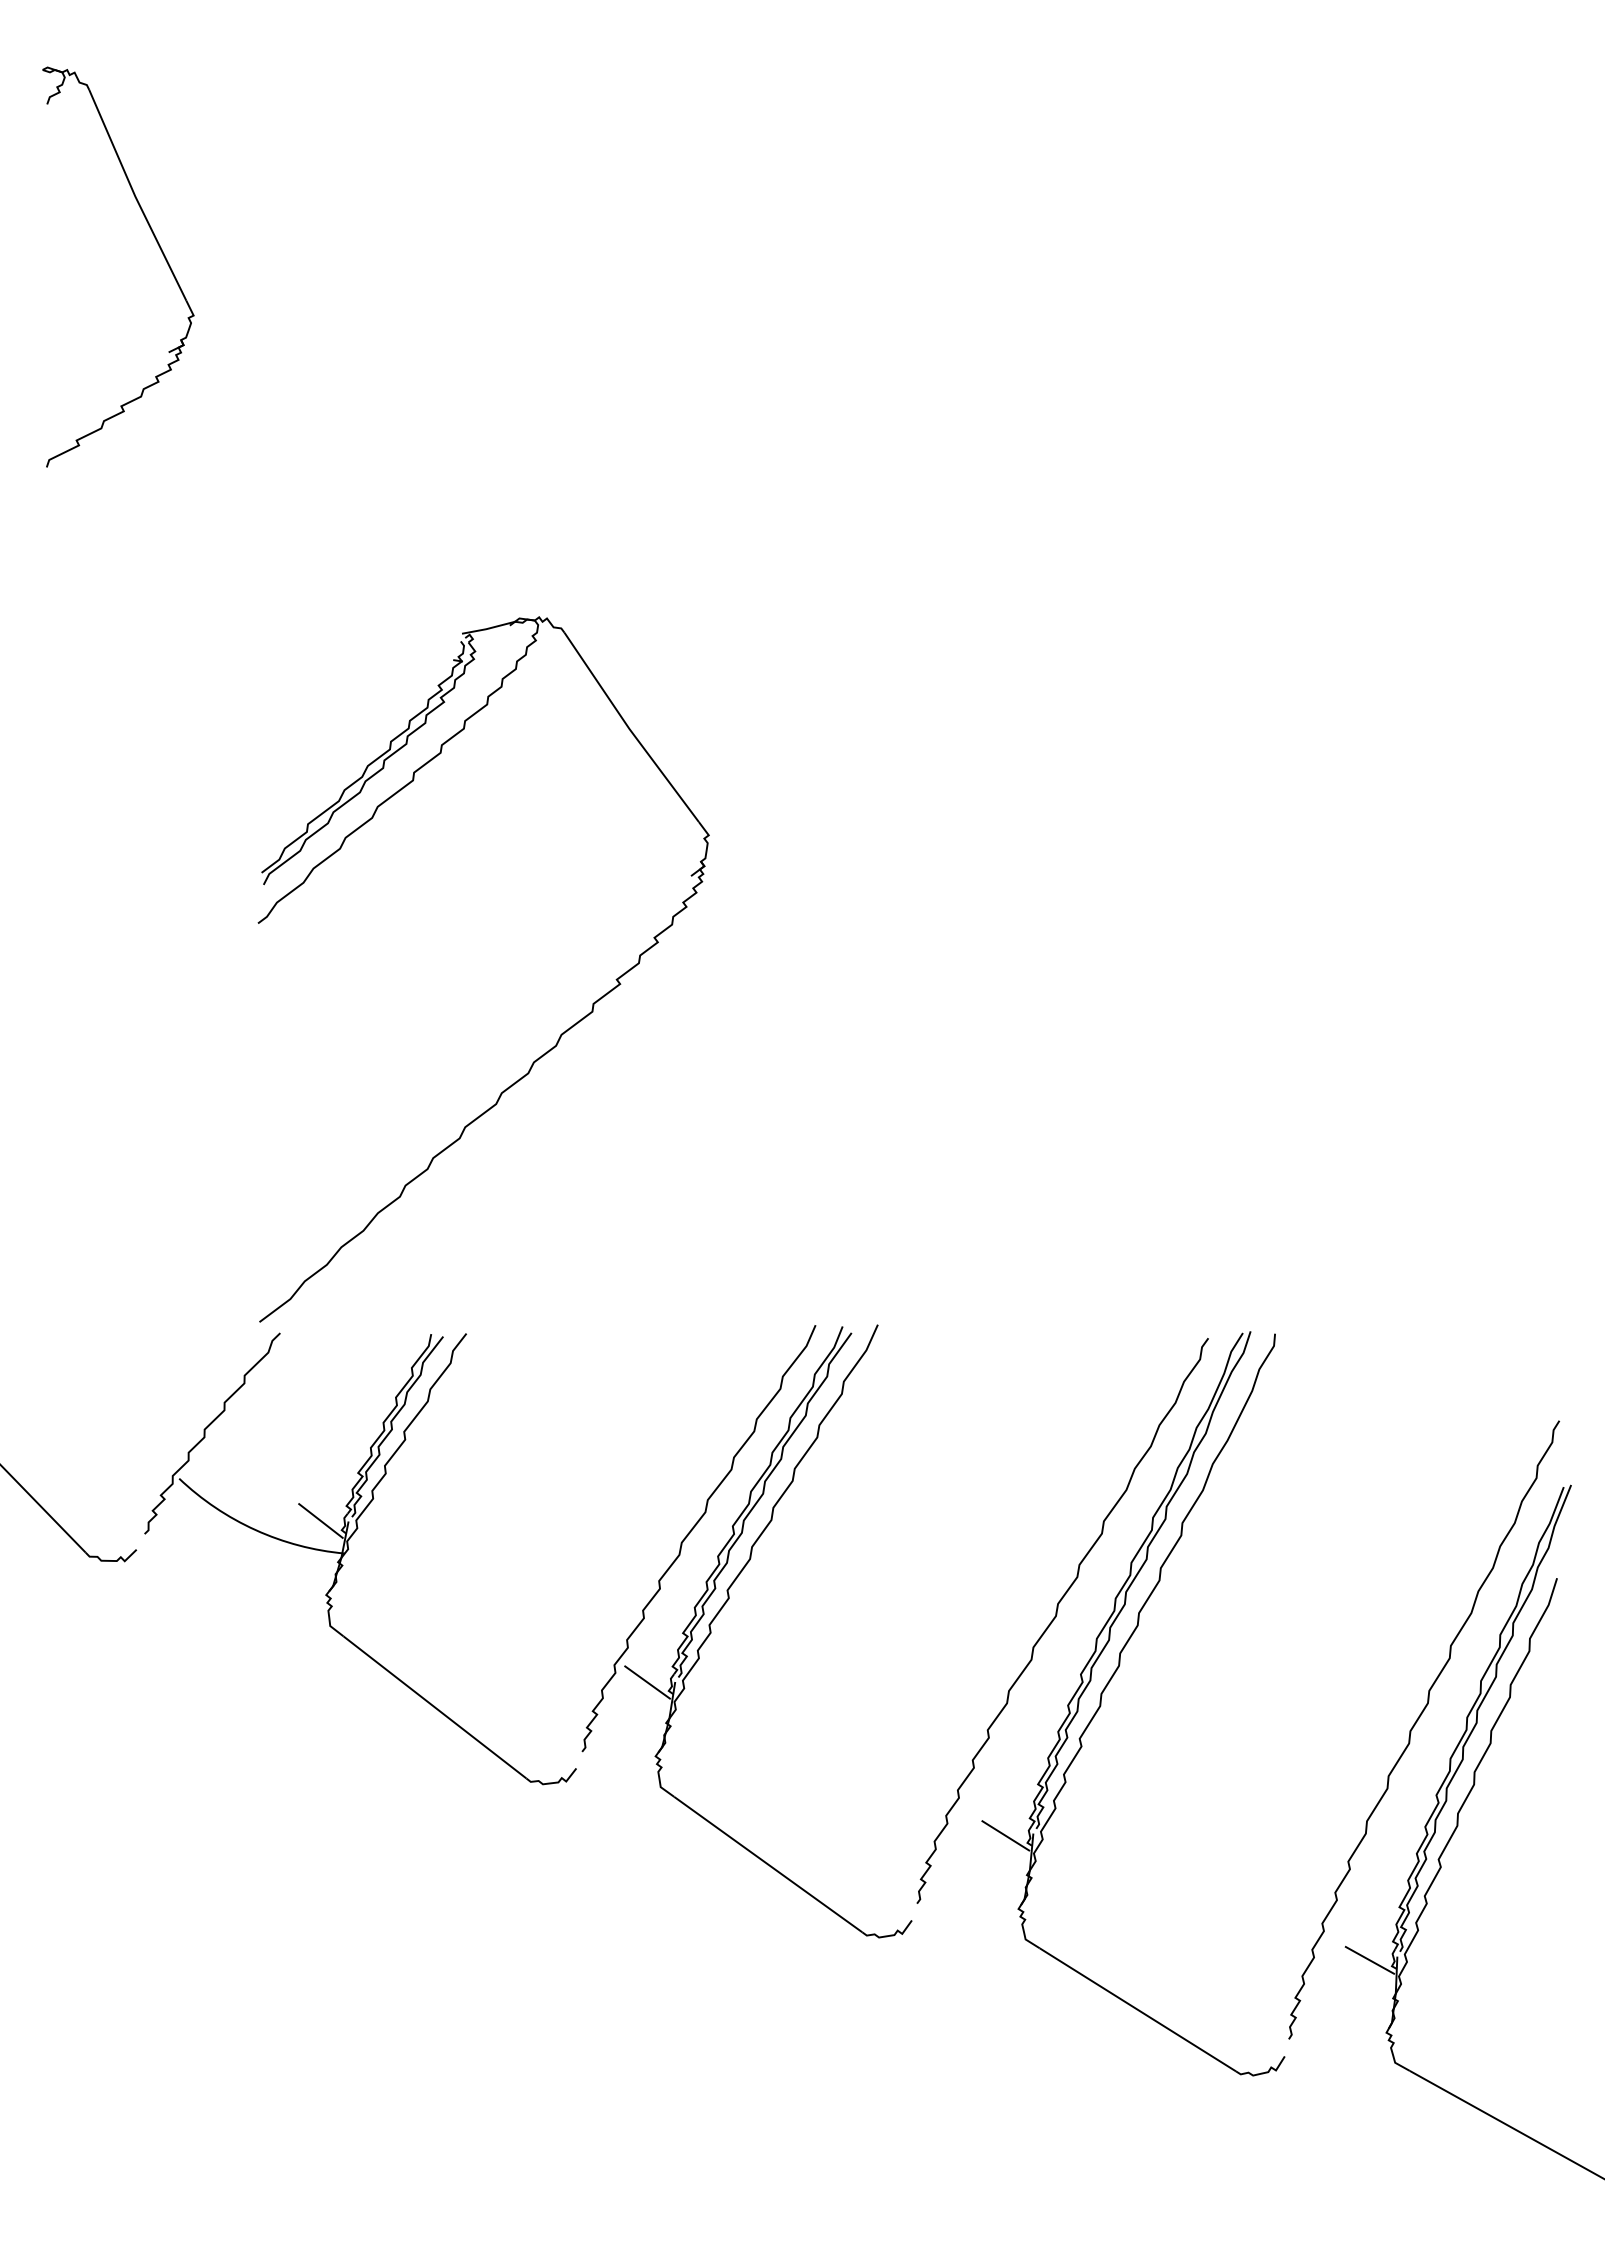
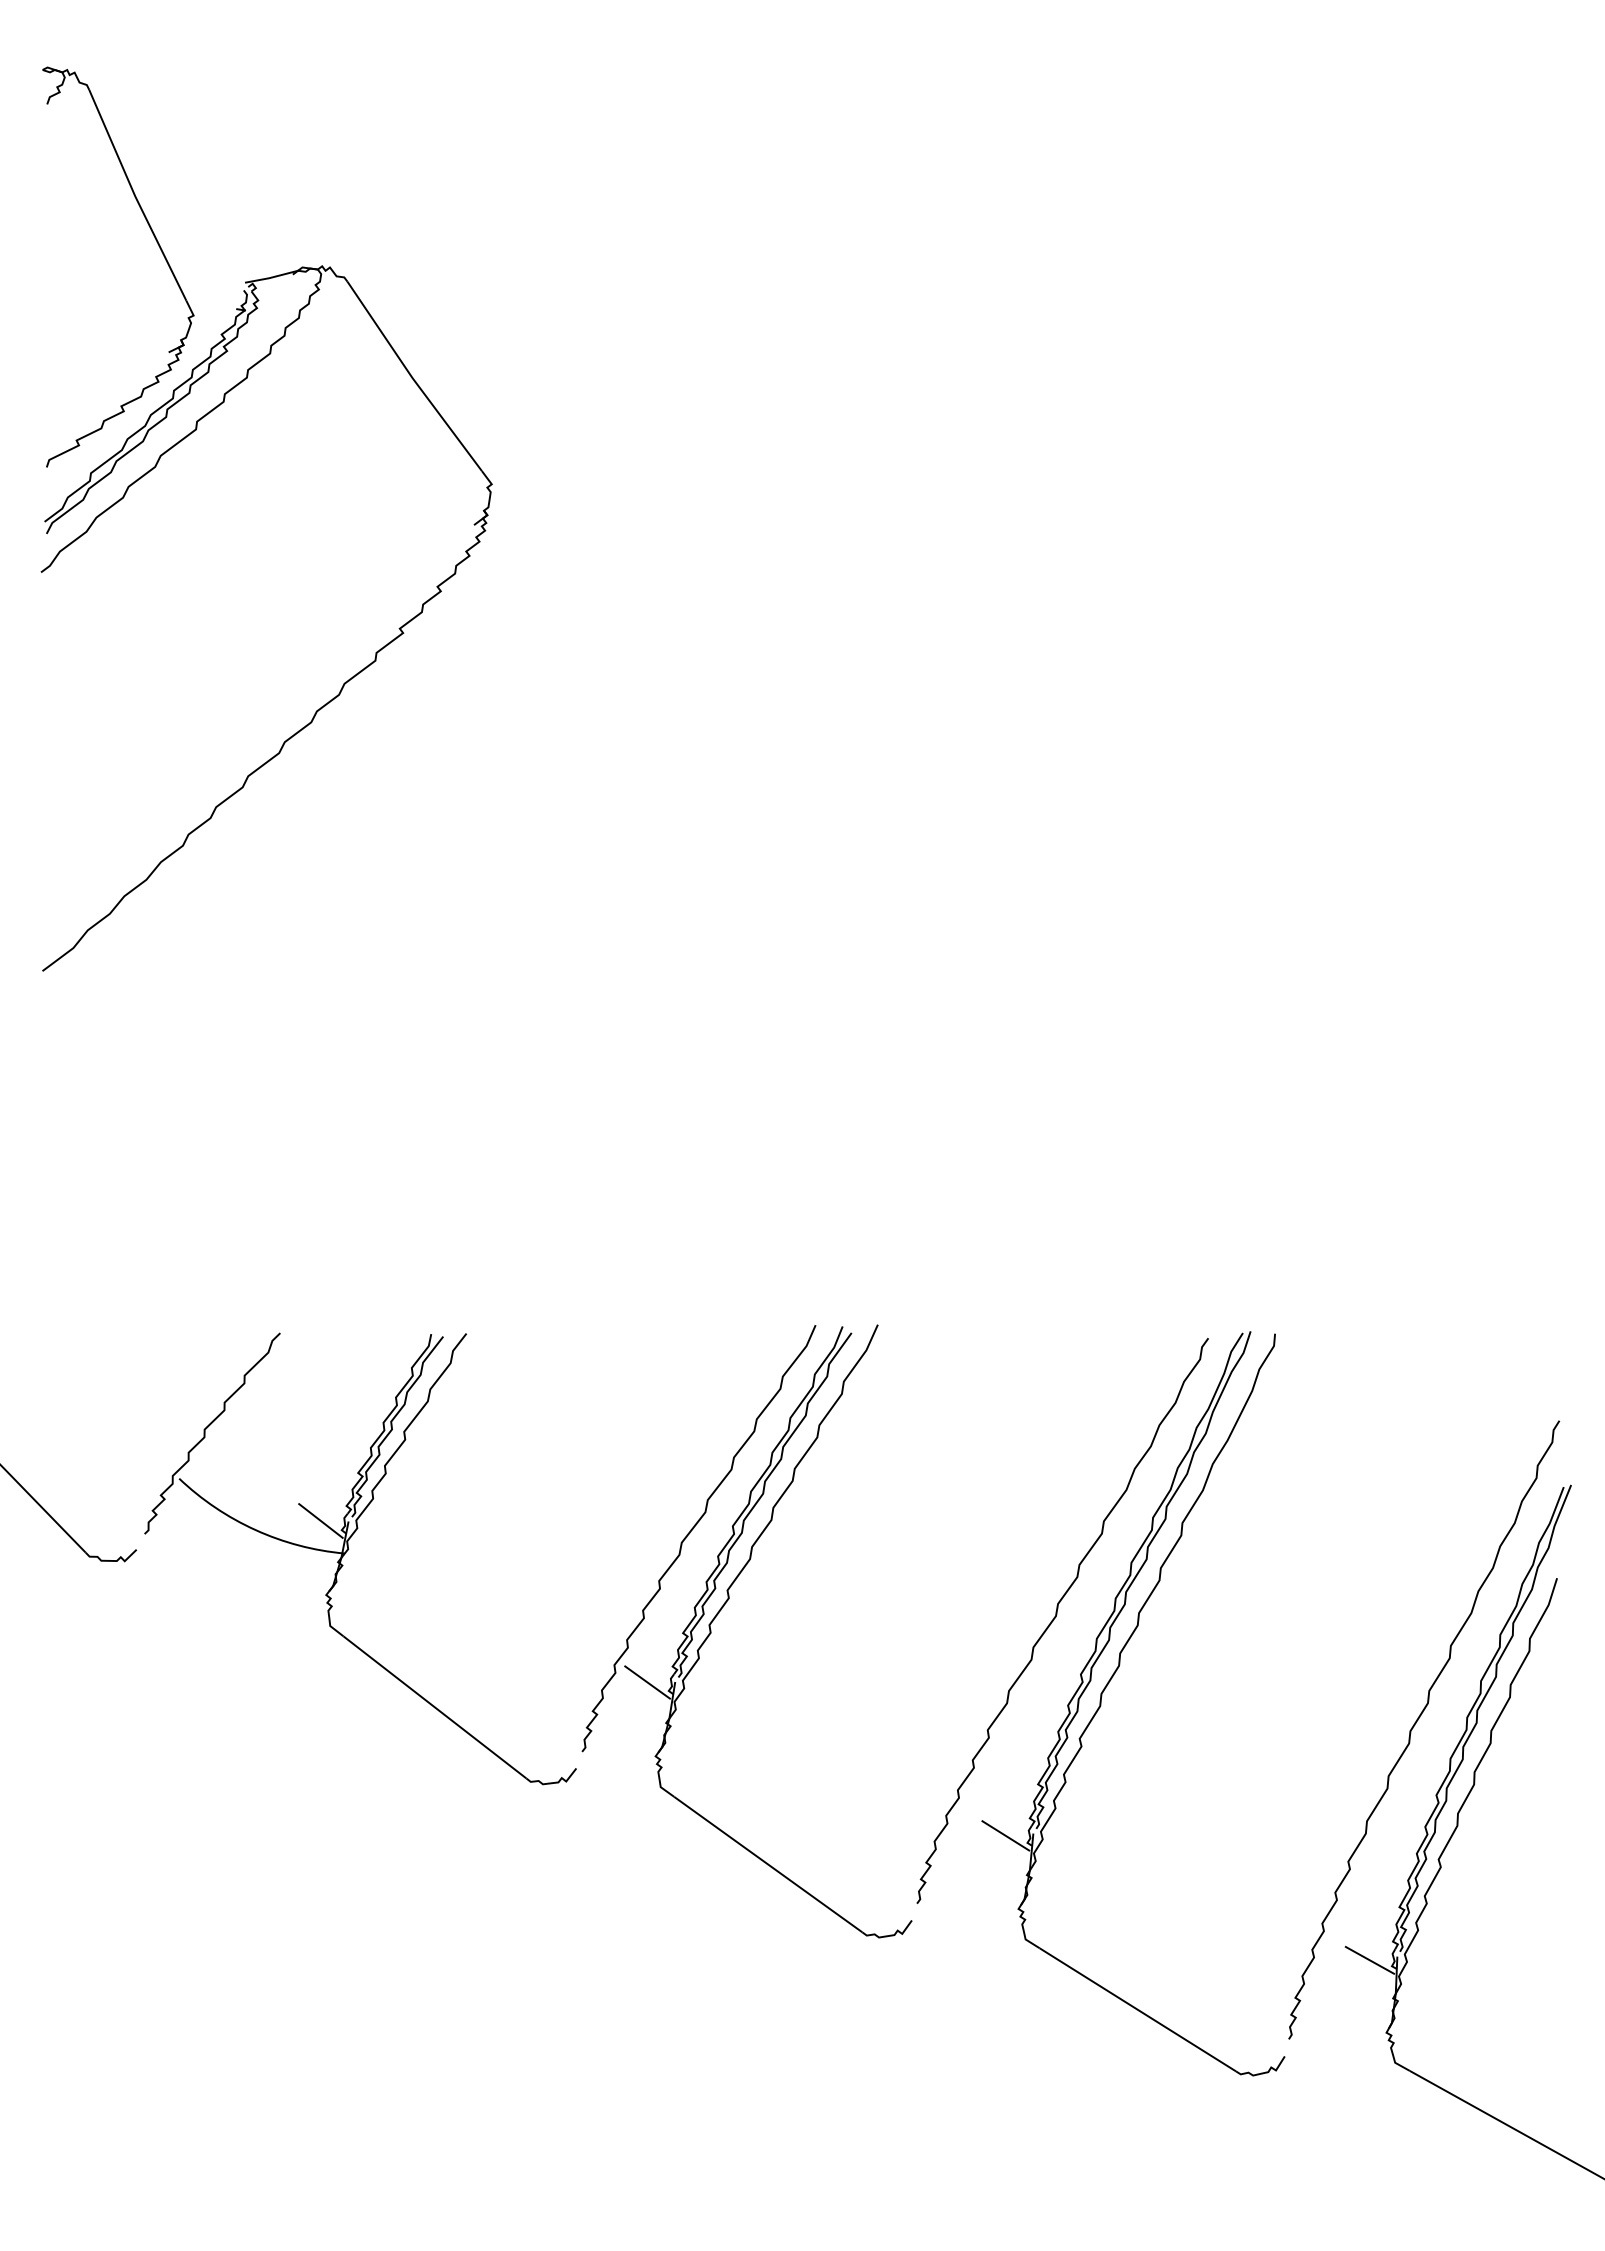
part position: (560, 1034) -> (343, 683) (343, 683)
